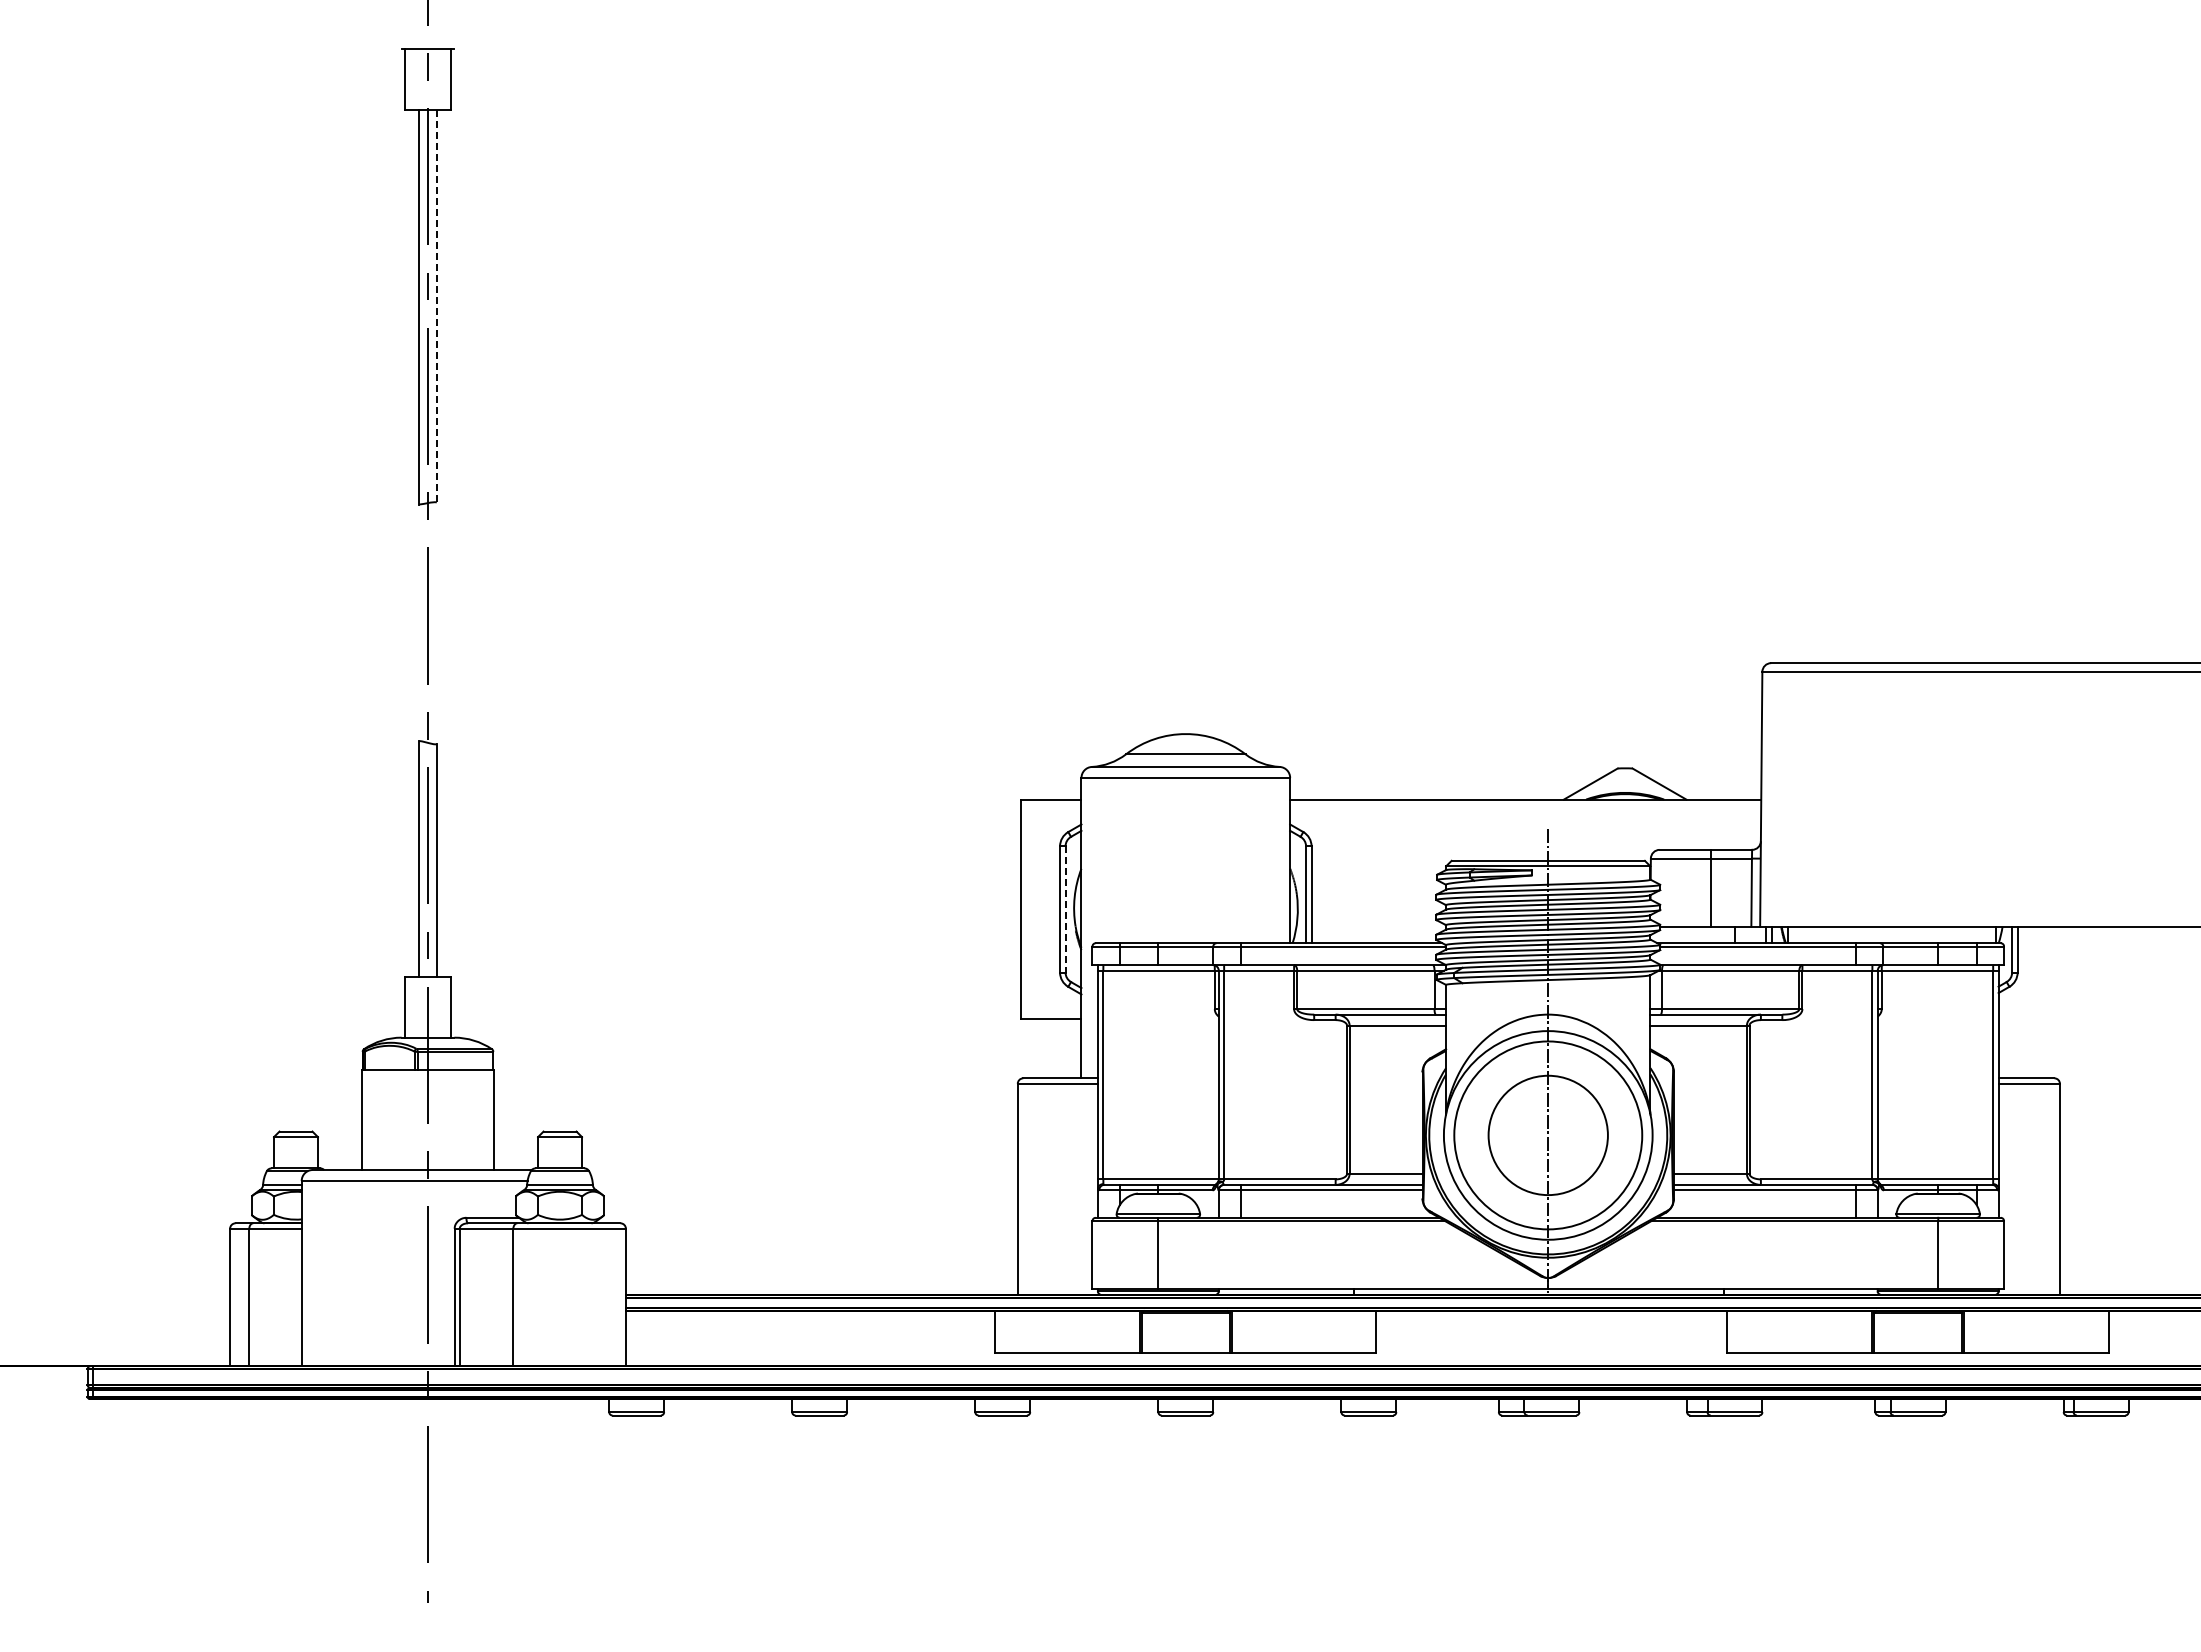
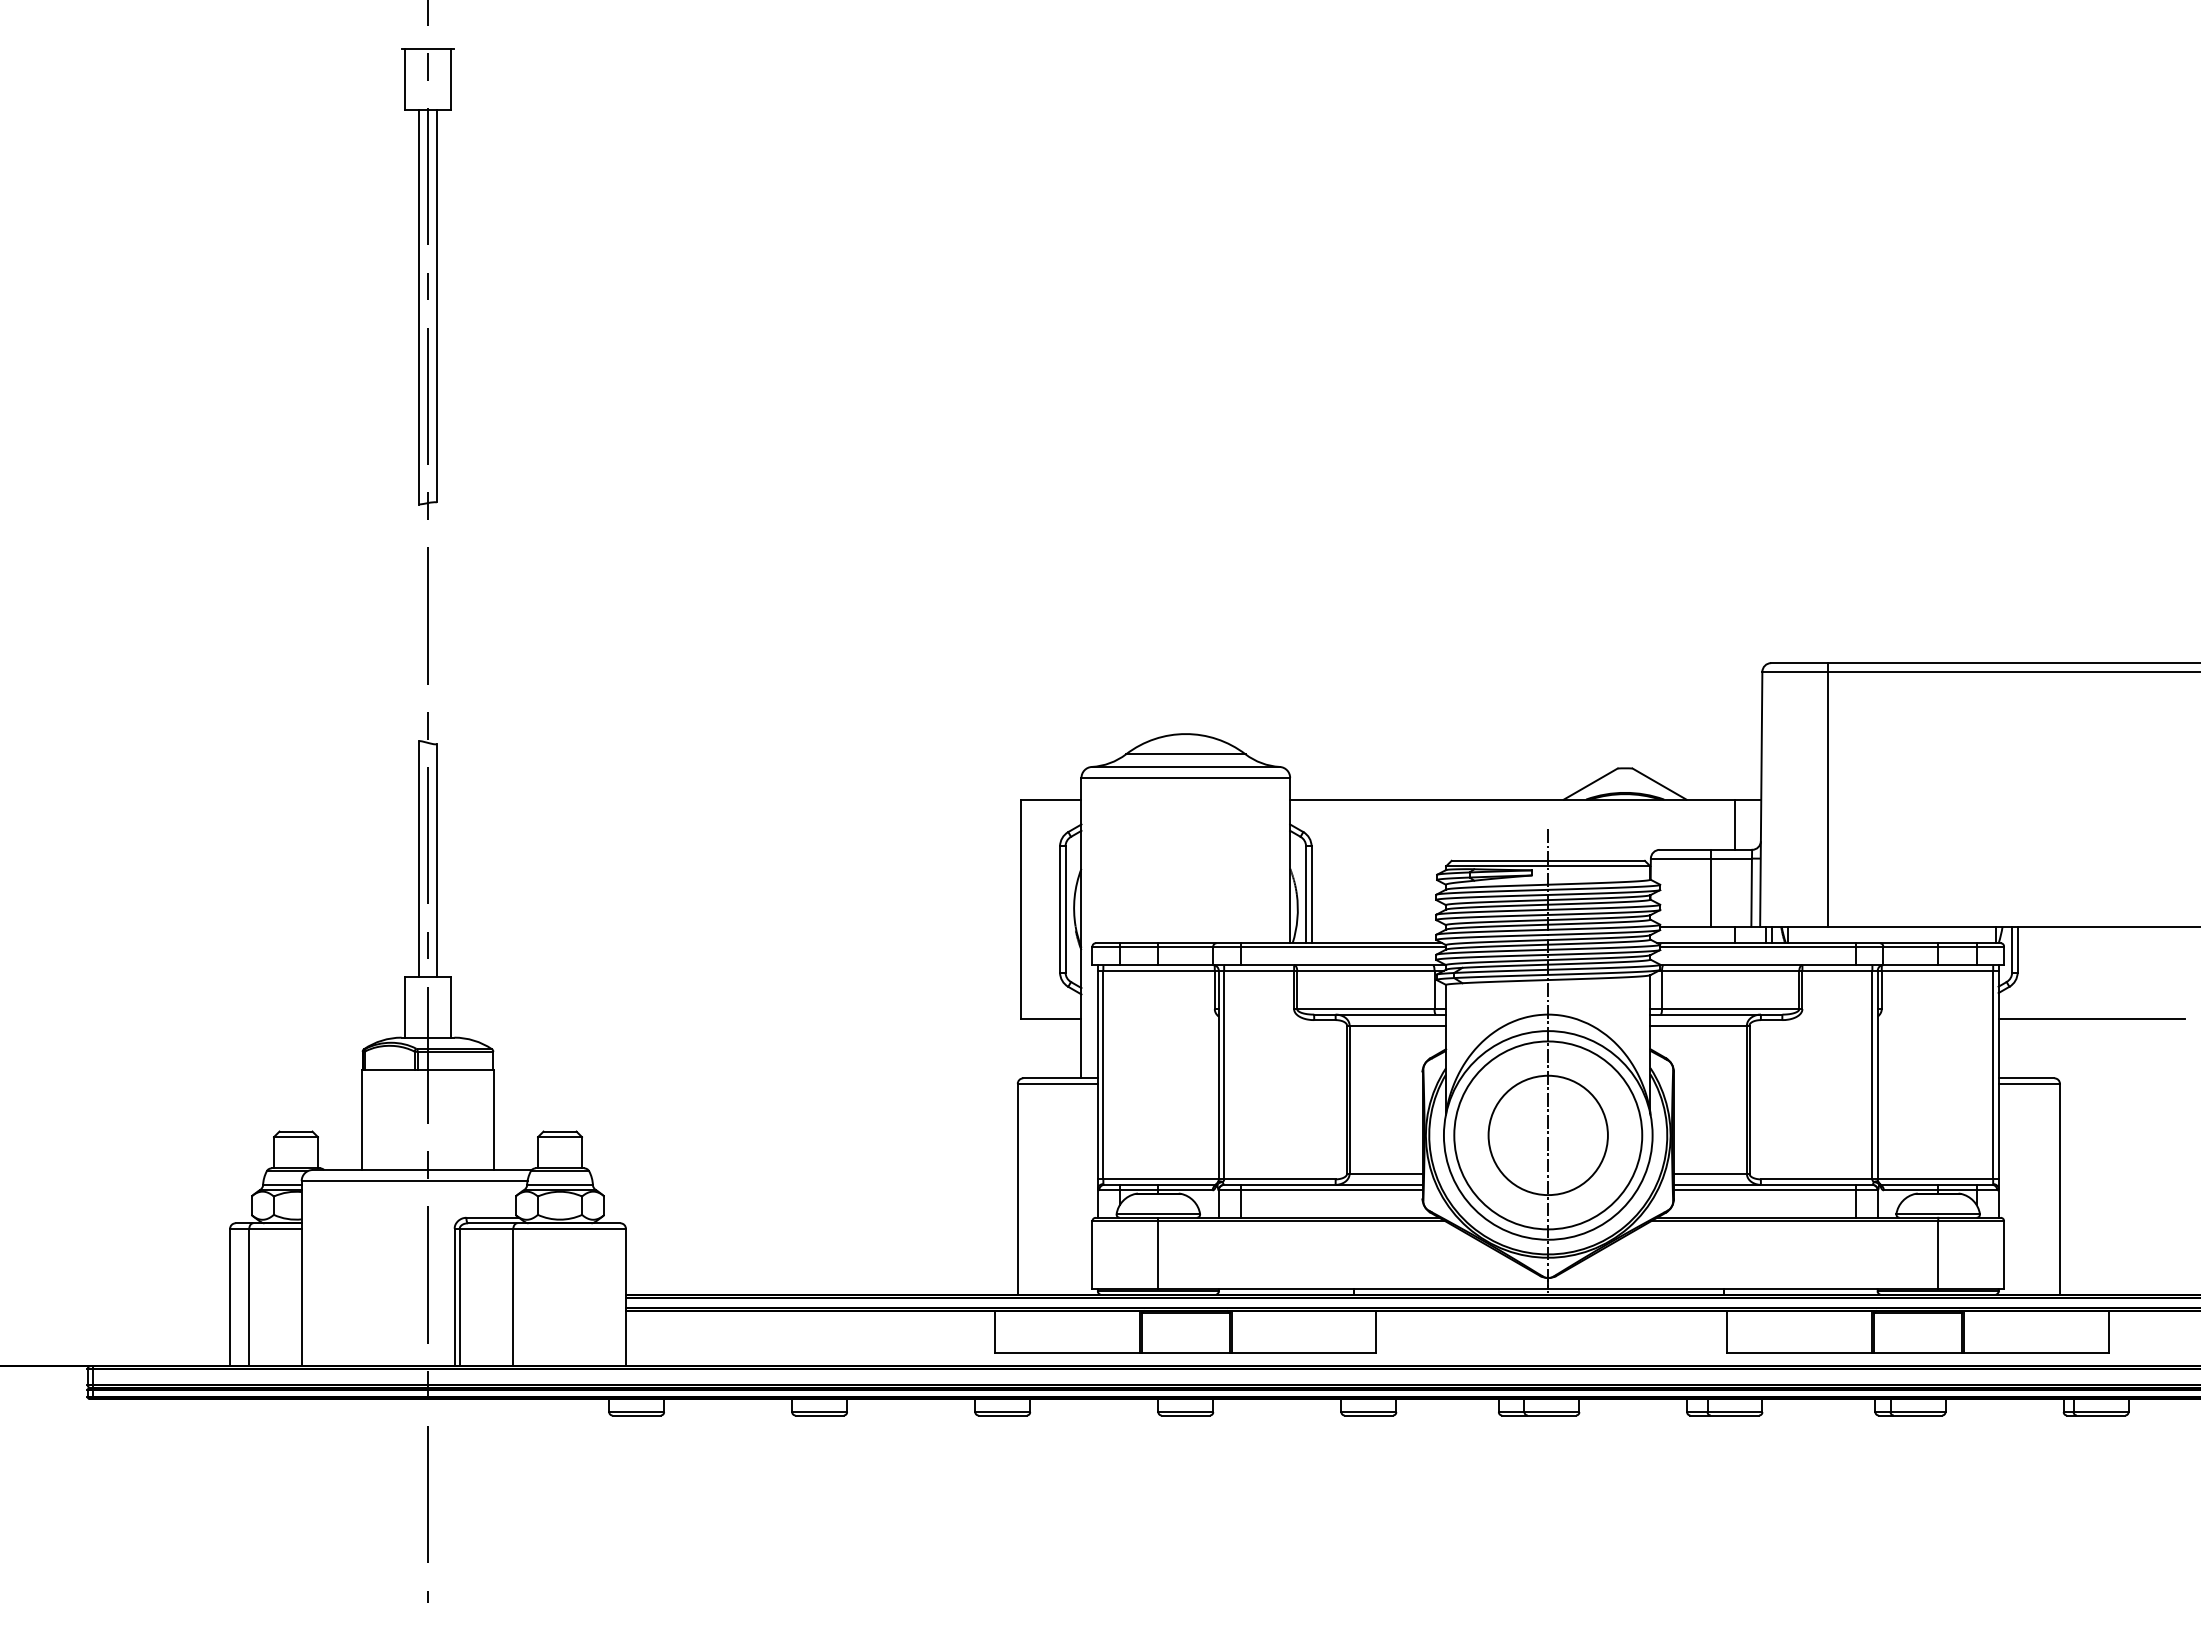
line: dashed -> solid (436, 306)
line: none -> present (1828, 794)
line: none -> present (1734, 824)
line: dashed -> solid (1065, 909)
line: none -> present (2091, 1019)
